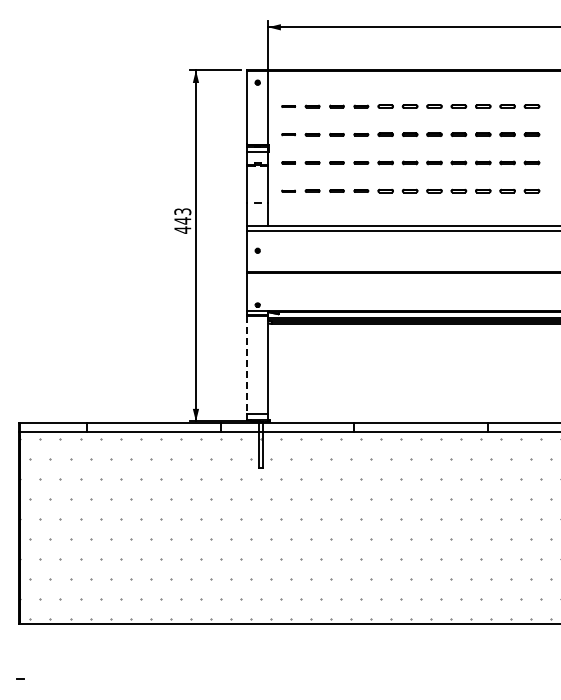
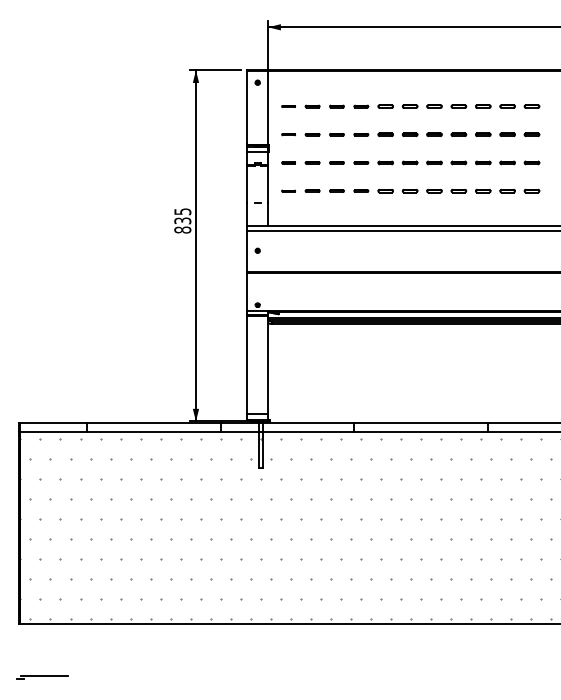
text: 443 -> 835 (182, 220)
line: dashed -> solid (247, 365)
line: none -> present (44, 676)
